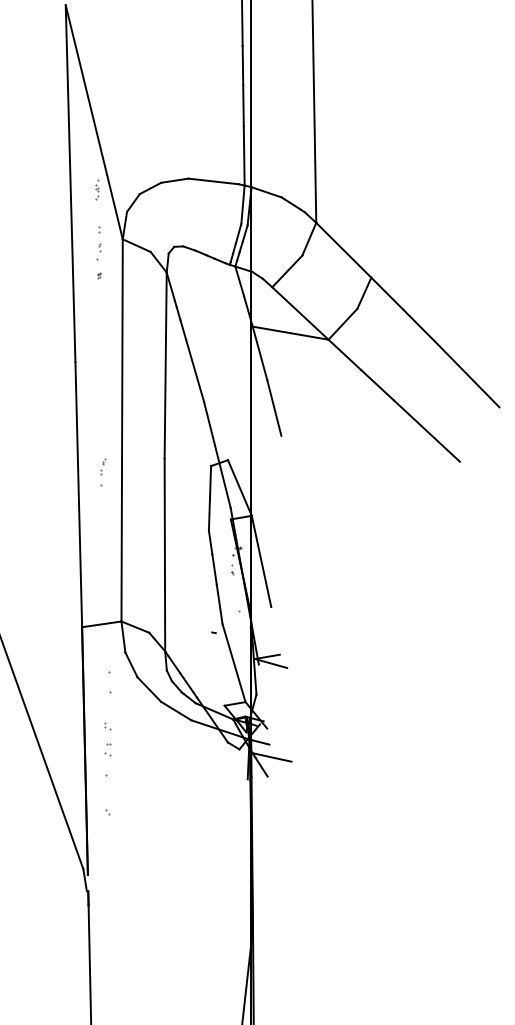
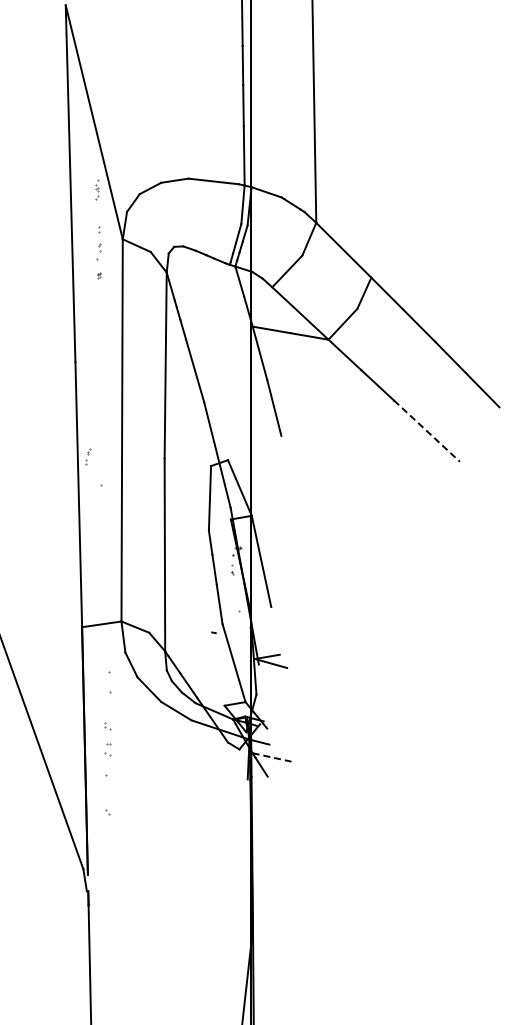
line: solid -> dashed (426, 431)
part position: (103, 466) -> (88, 456) (88, 456)
line: solid -> dashed (272, 757)
